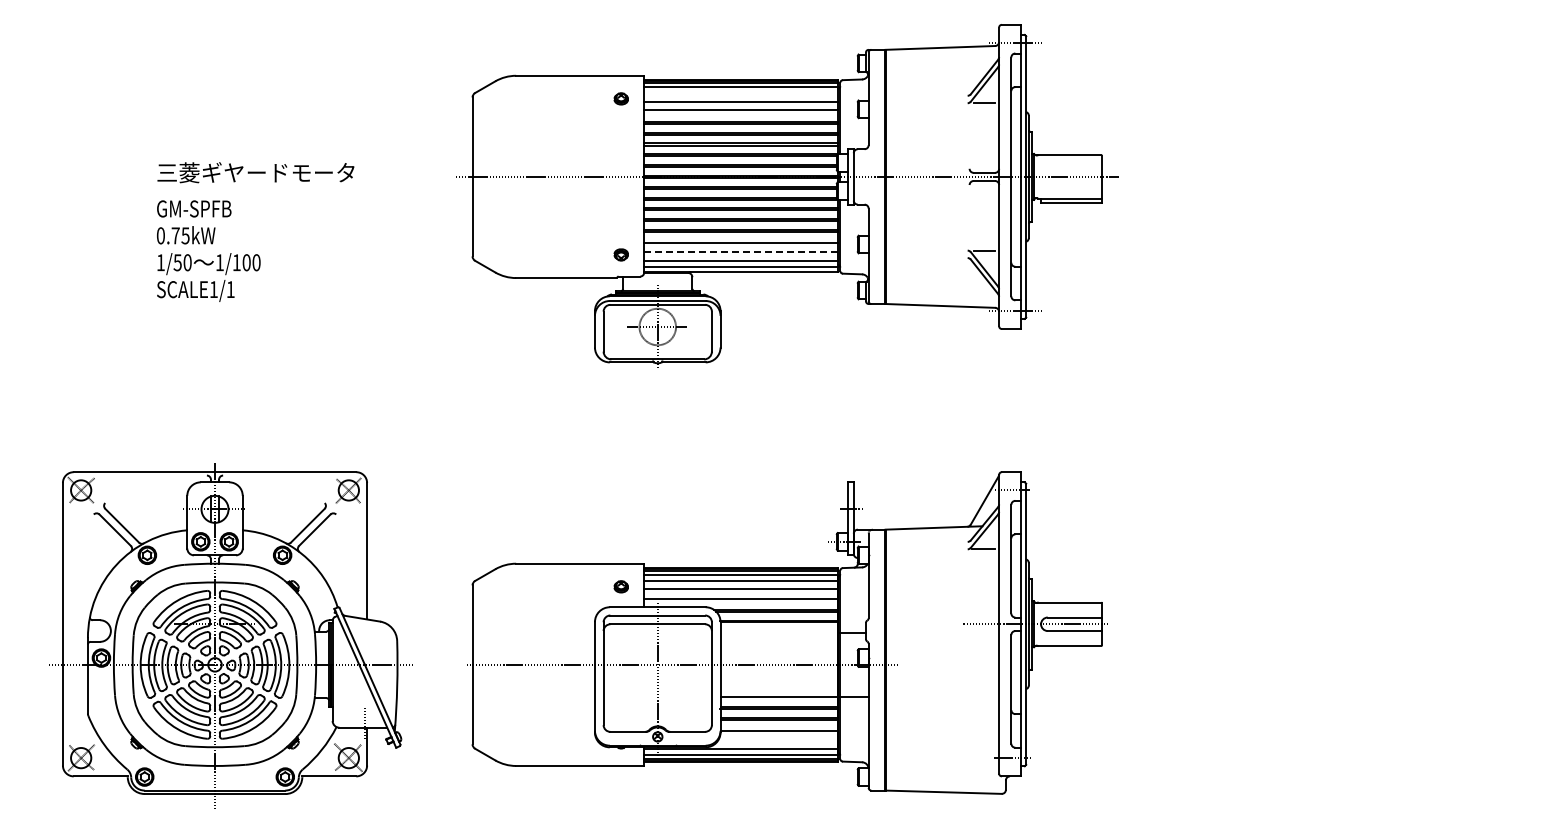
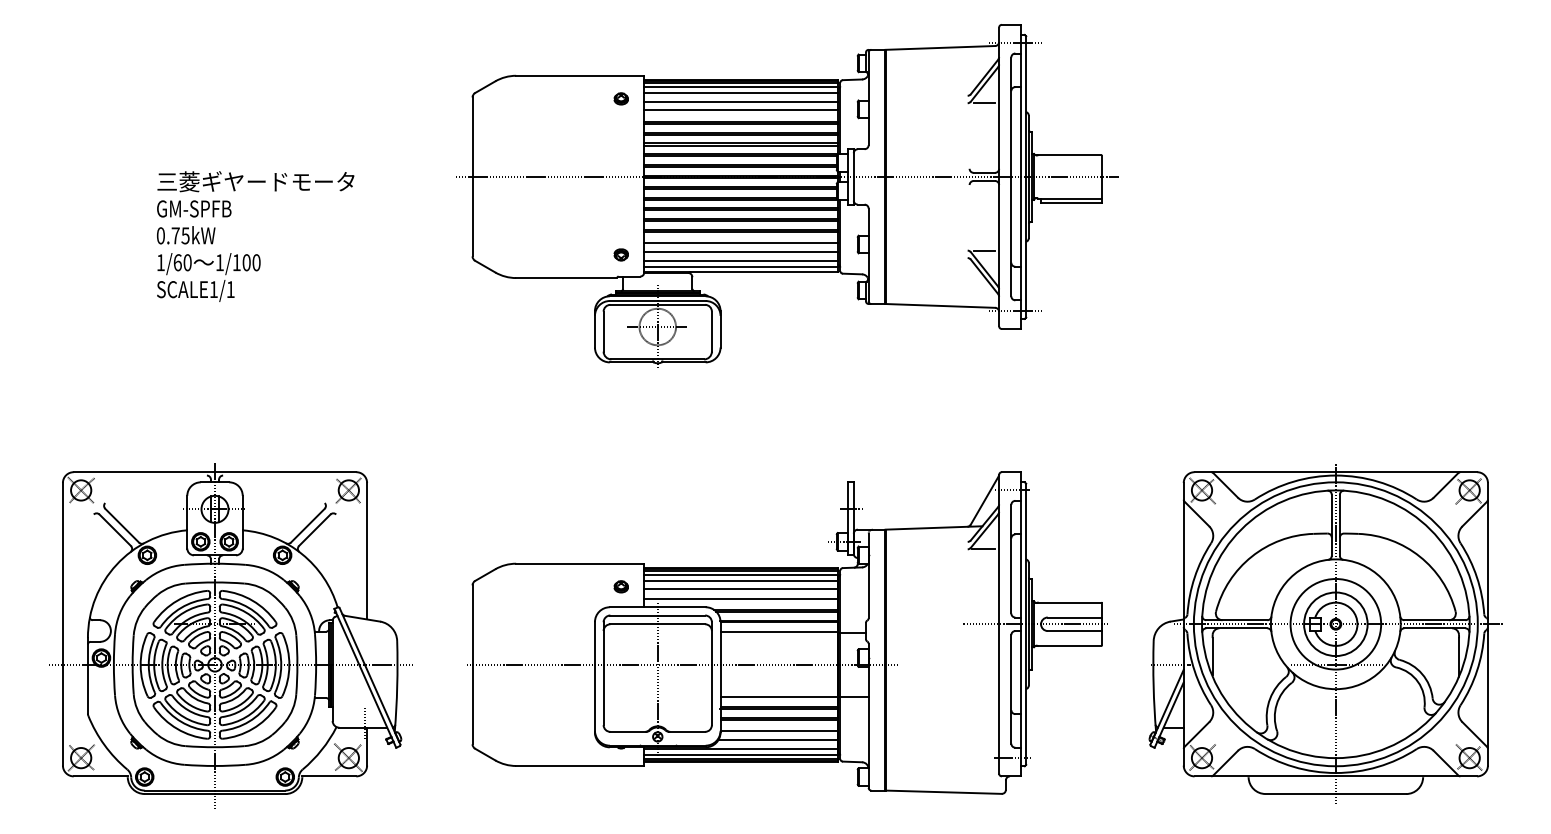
line: none -> present (740, 93)
text position: (255, 172) -> (255, 181) (255, 181)
line: dashed -> solid (740, 252)
text: 1/50 -> 1/60 (177, 262)
line: none -> present (778, 632)
part: none -> present (1325, 633)
line: none -> present (777, 740)
